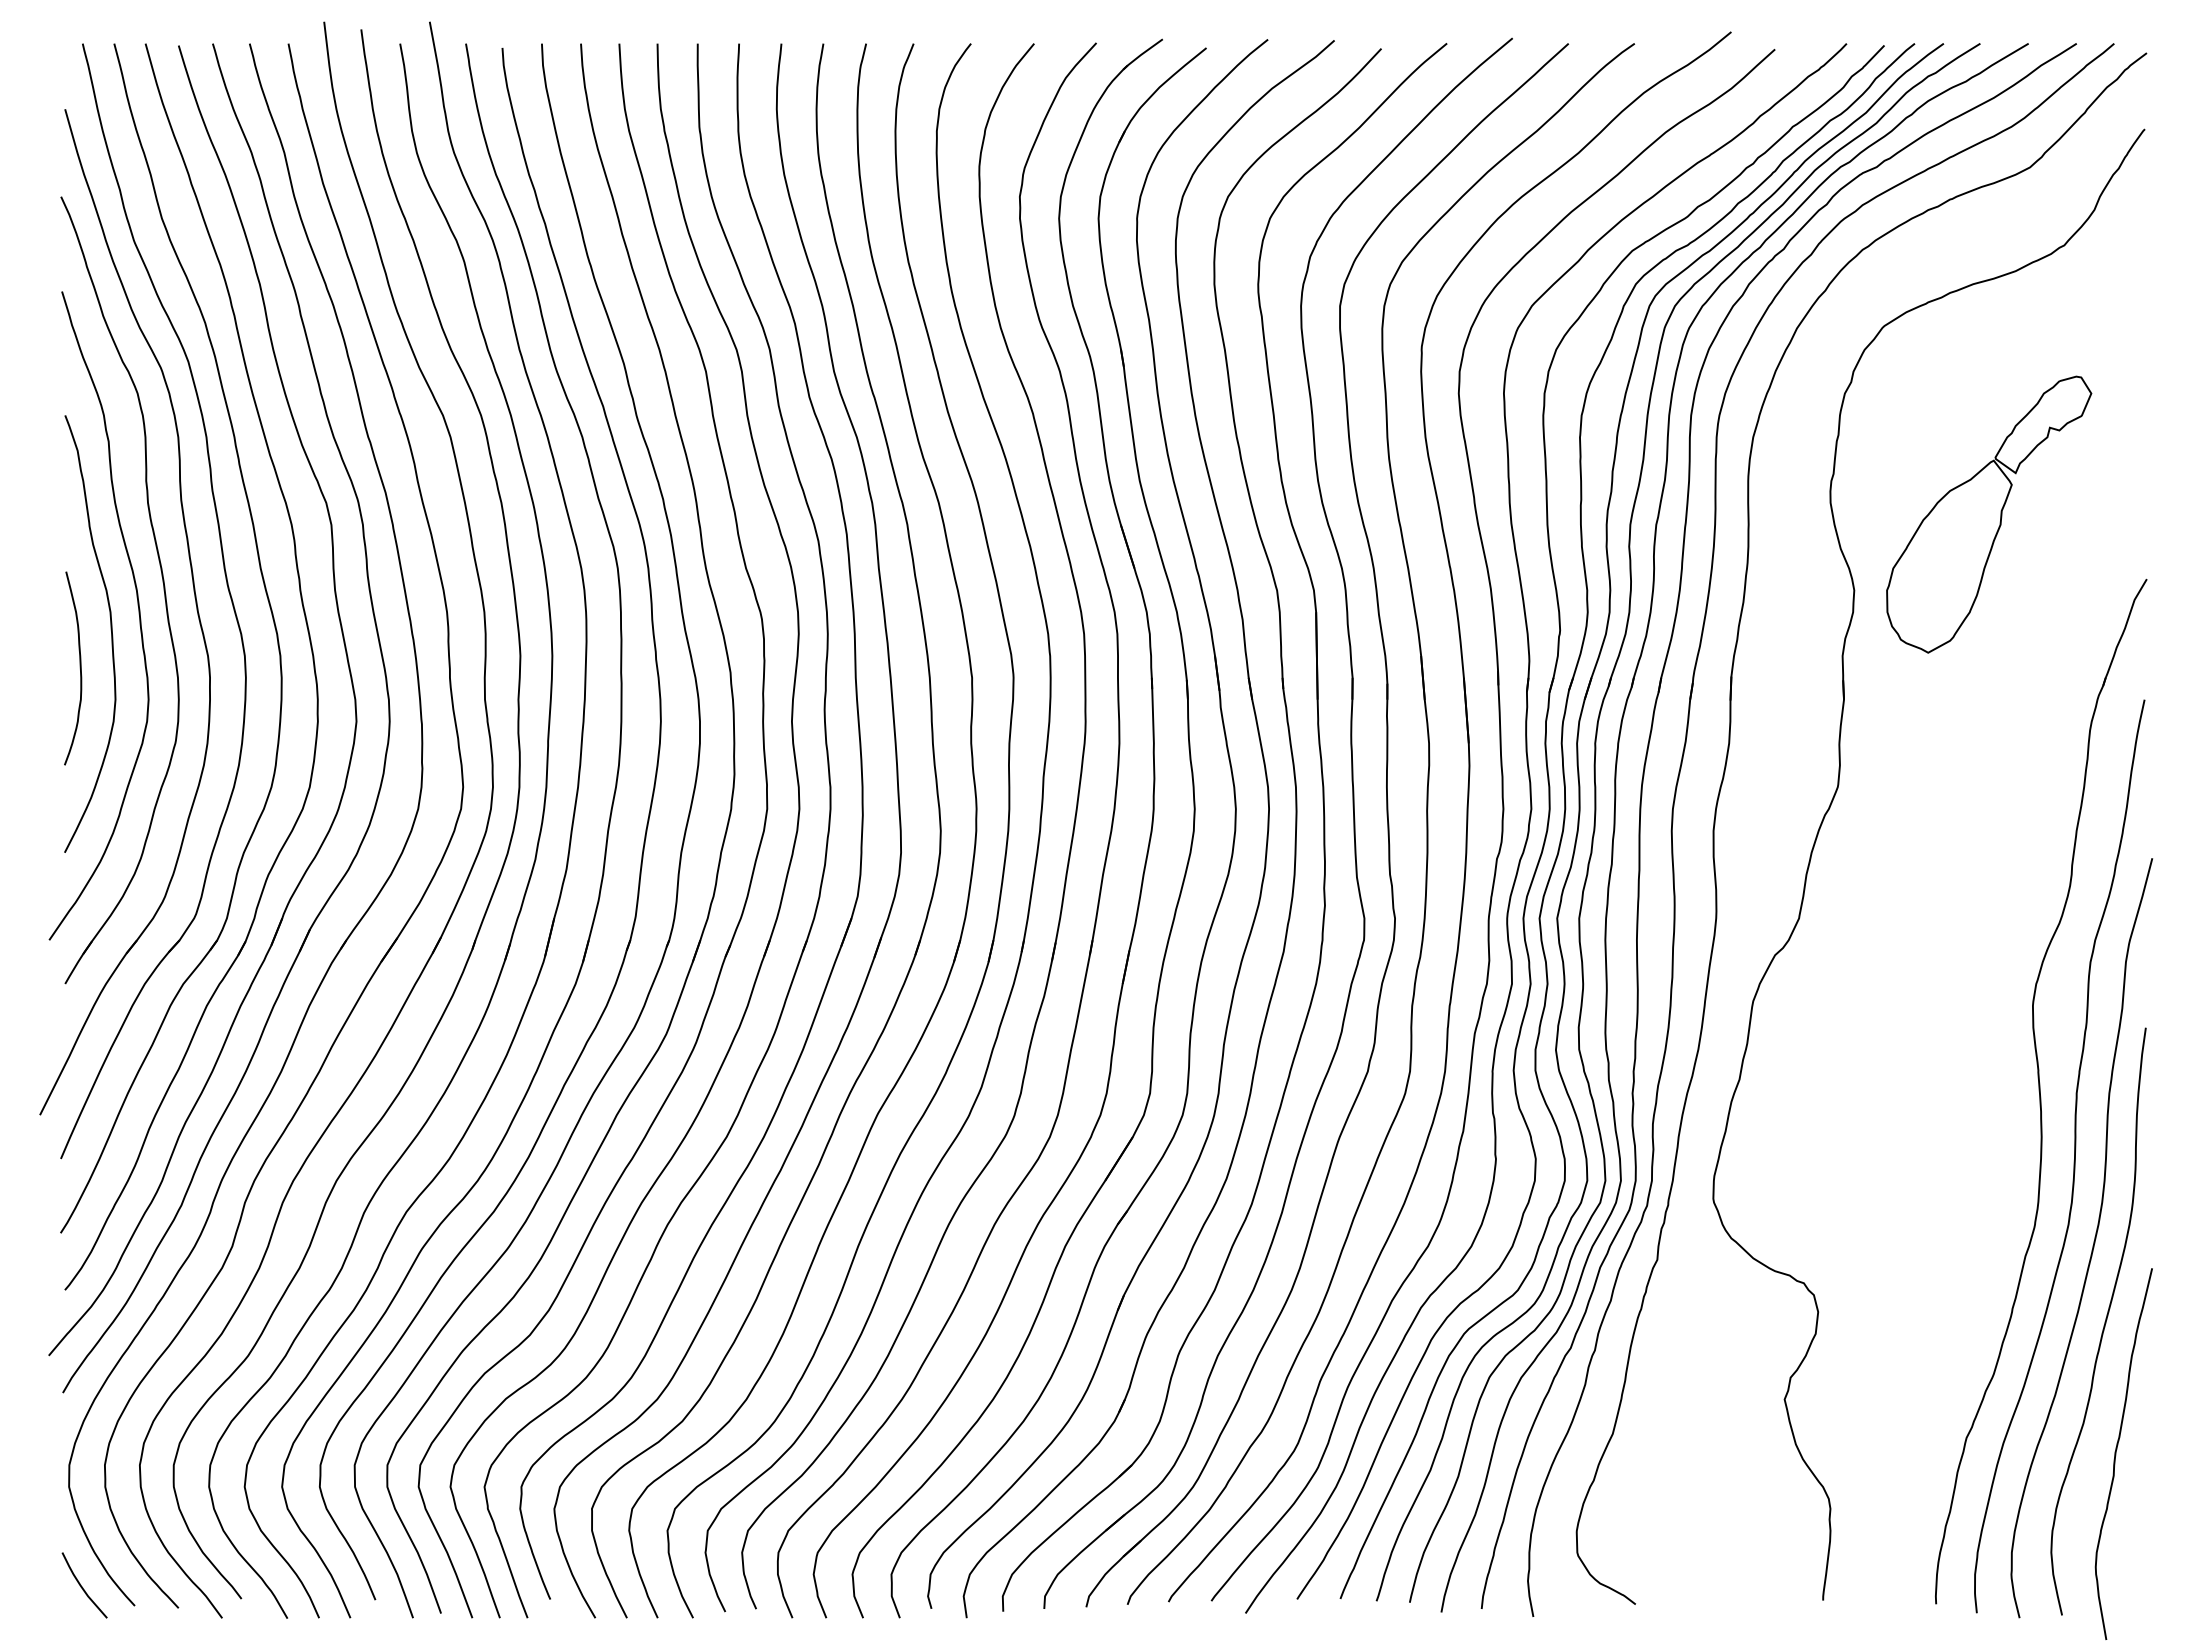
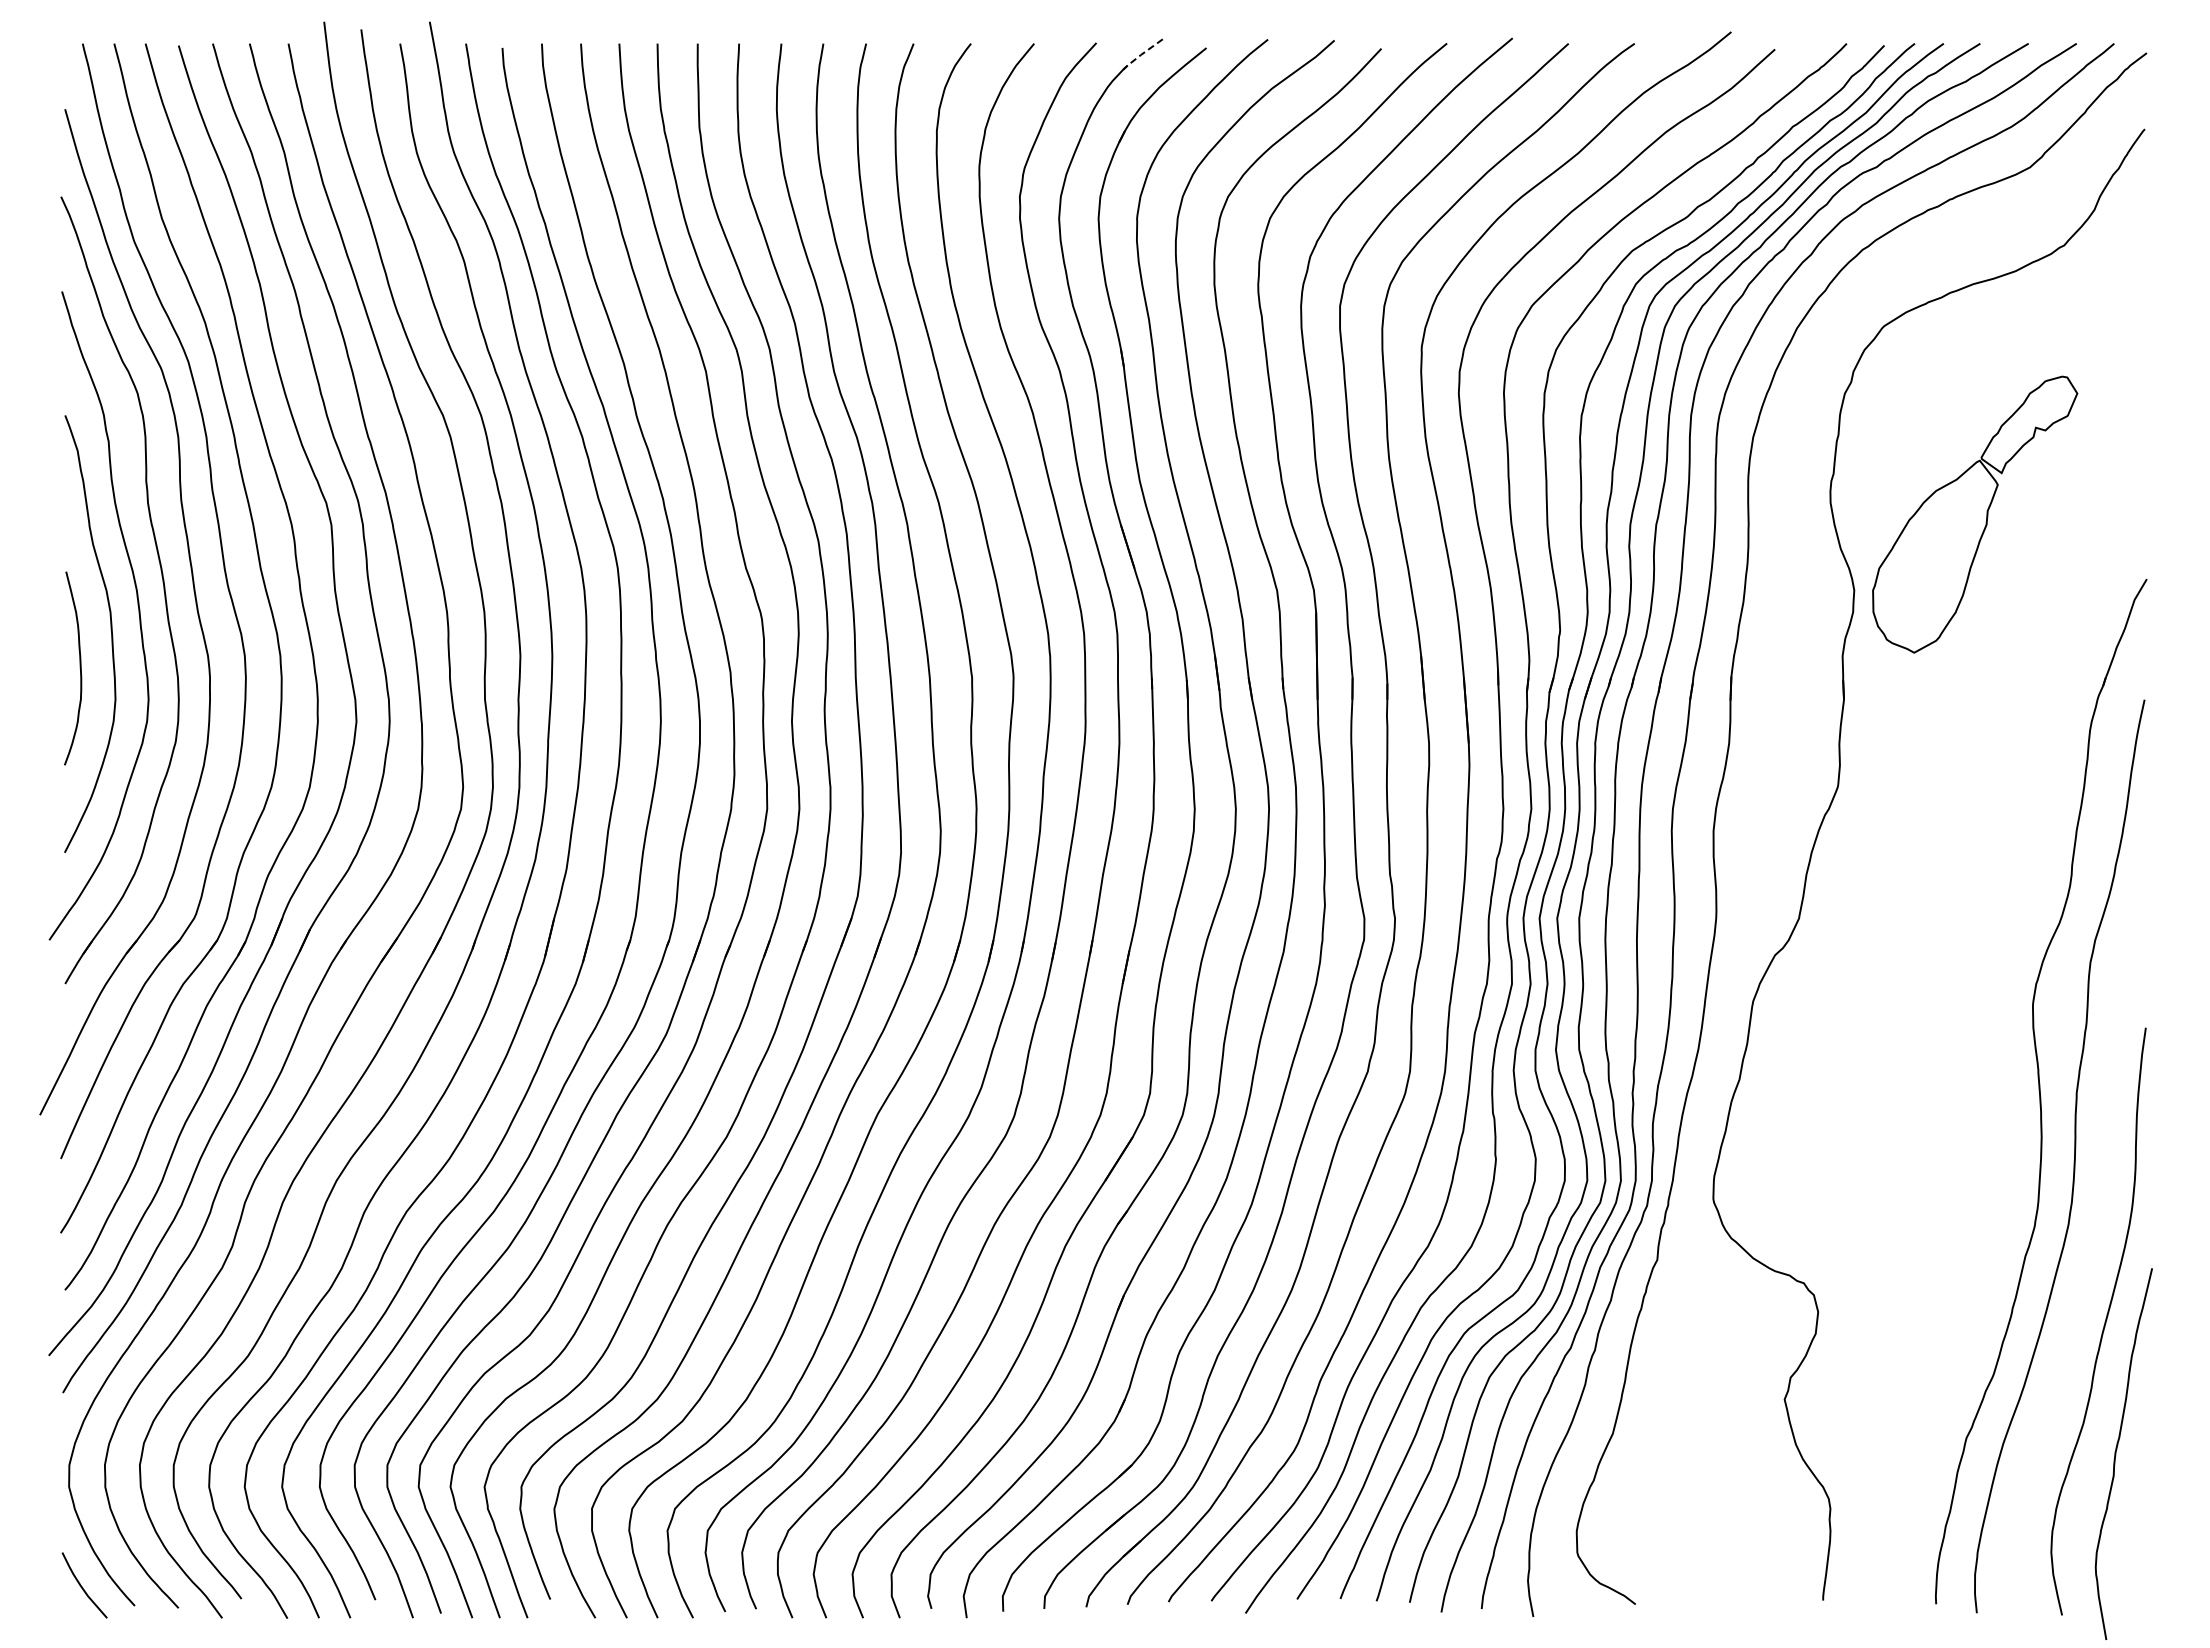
line: solid -> dashed (1140, 55)
part position: (1989, 514) -> (1975, 514) (1975, 514)
curve: present -> none (2093, 1241)
